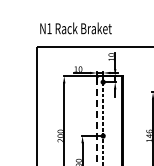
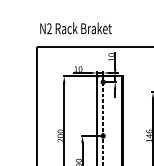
text: N1 -> N2 (49, 28)
line: dashed -> solid (97, 121)
